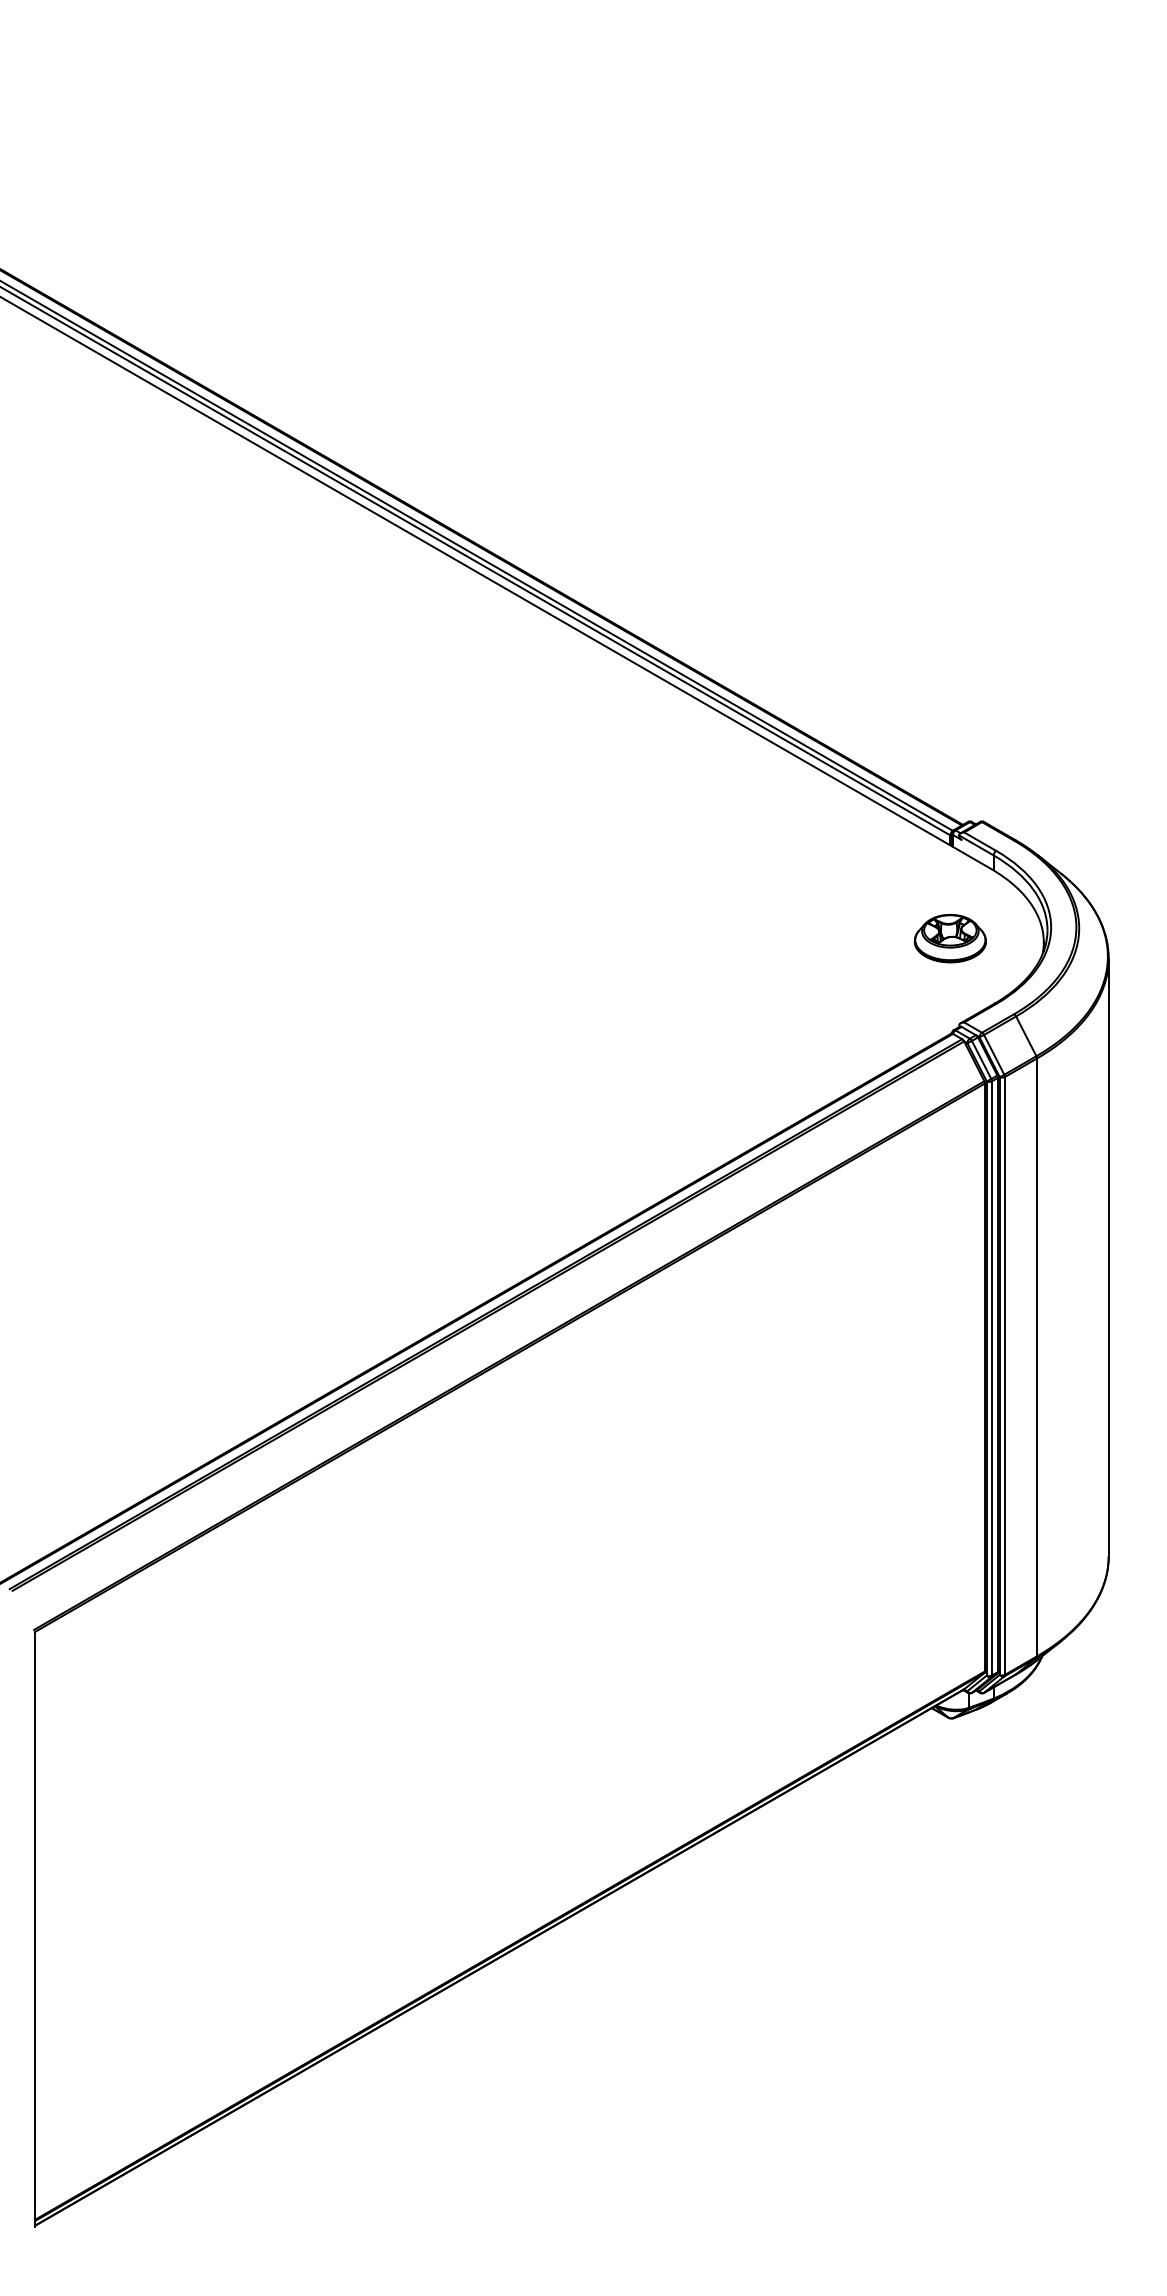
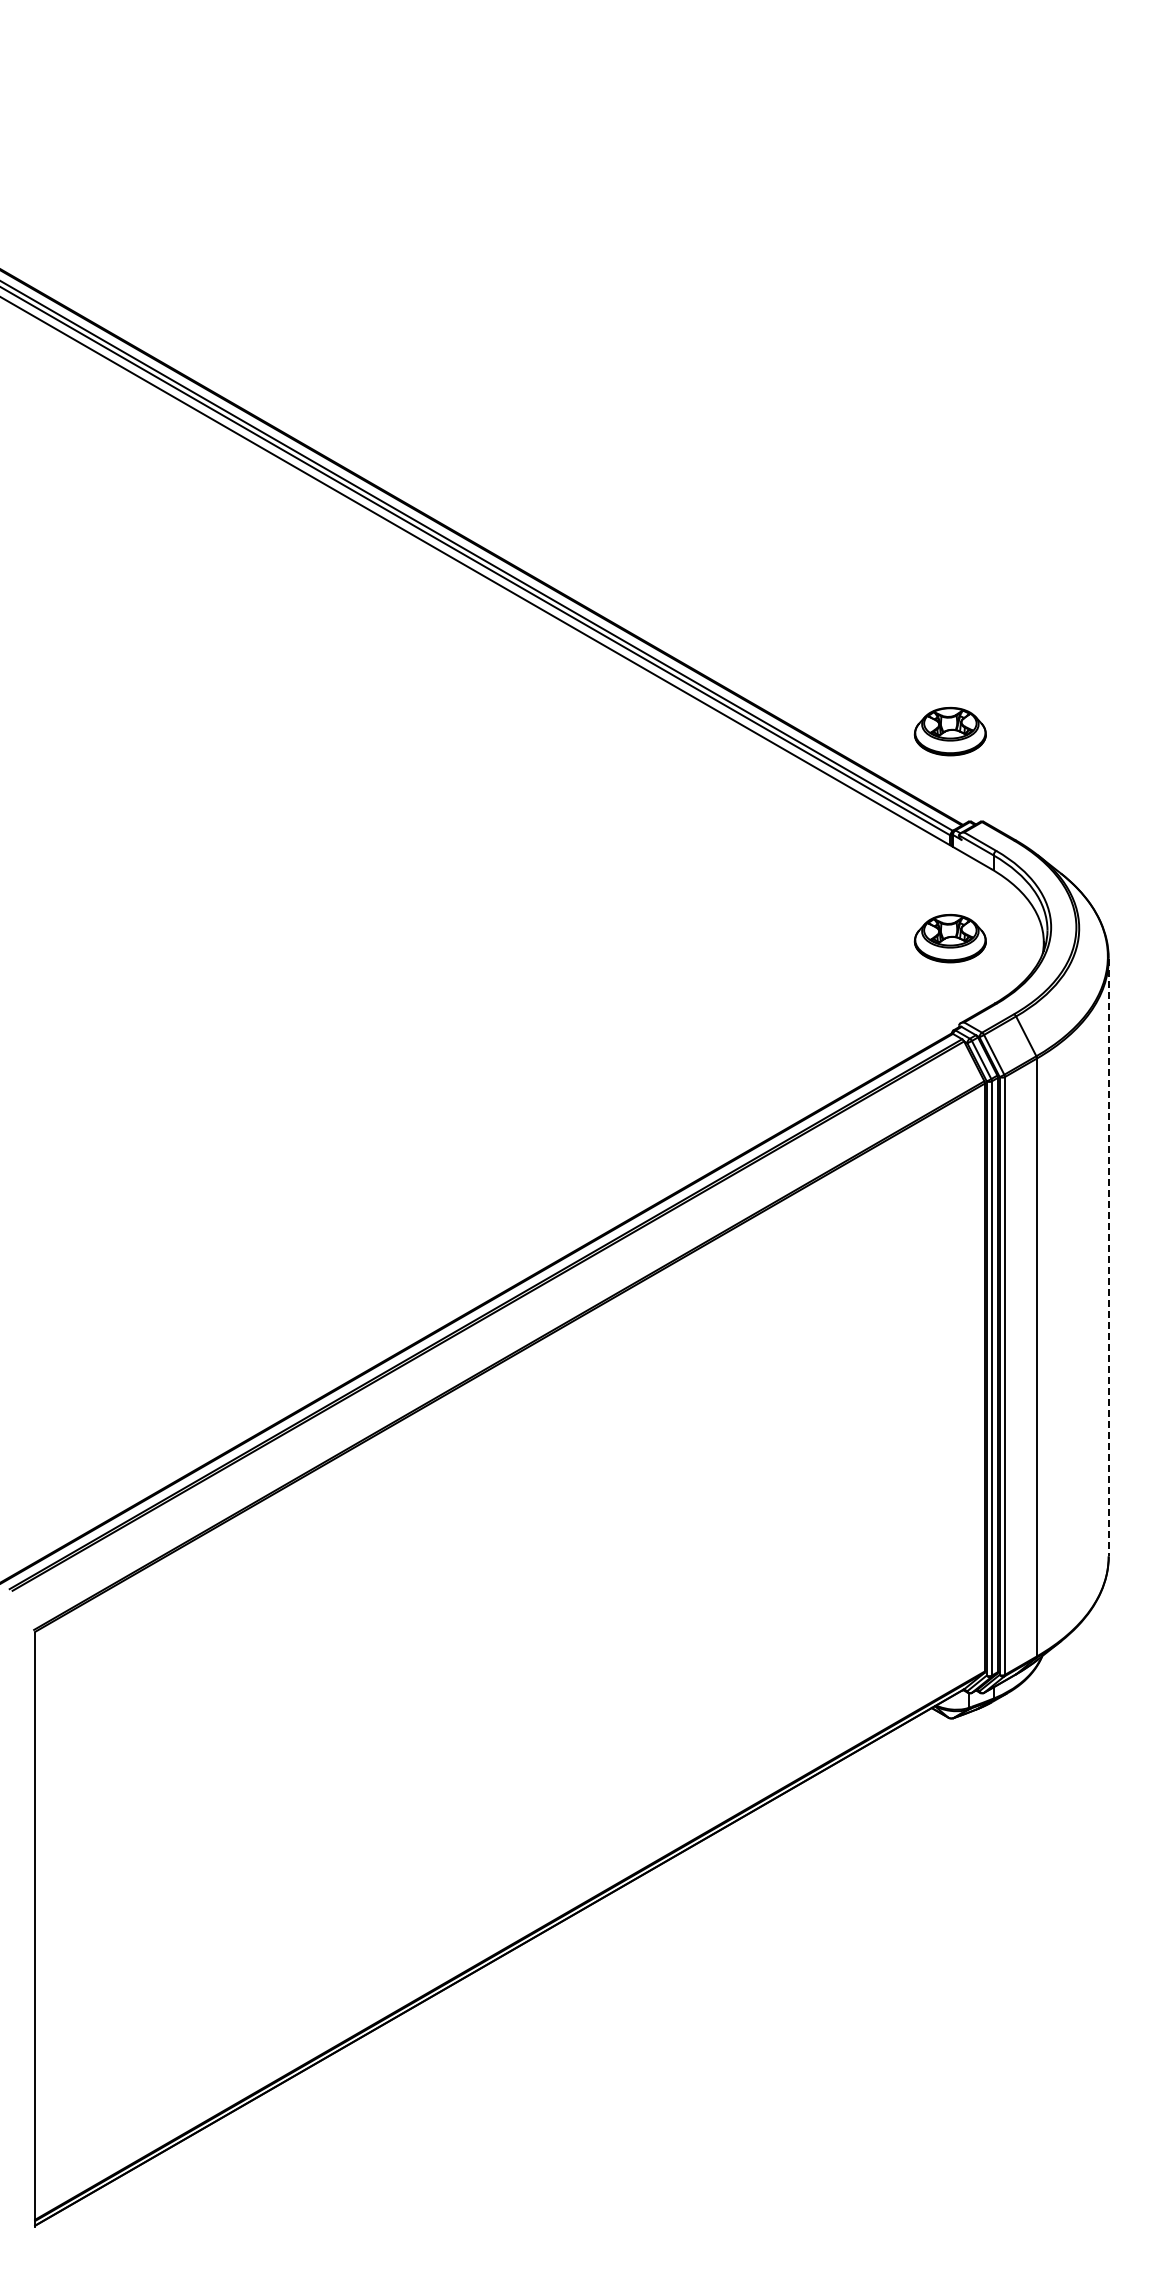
part: none -> present (949, 731)
line: solid -> dashed (1108, 1257)
